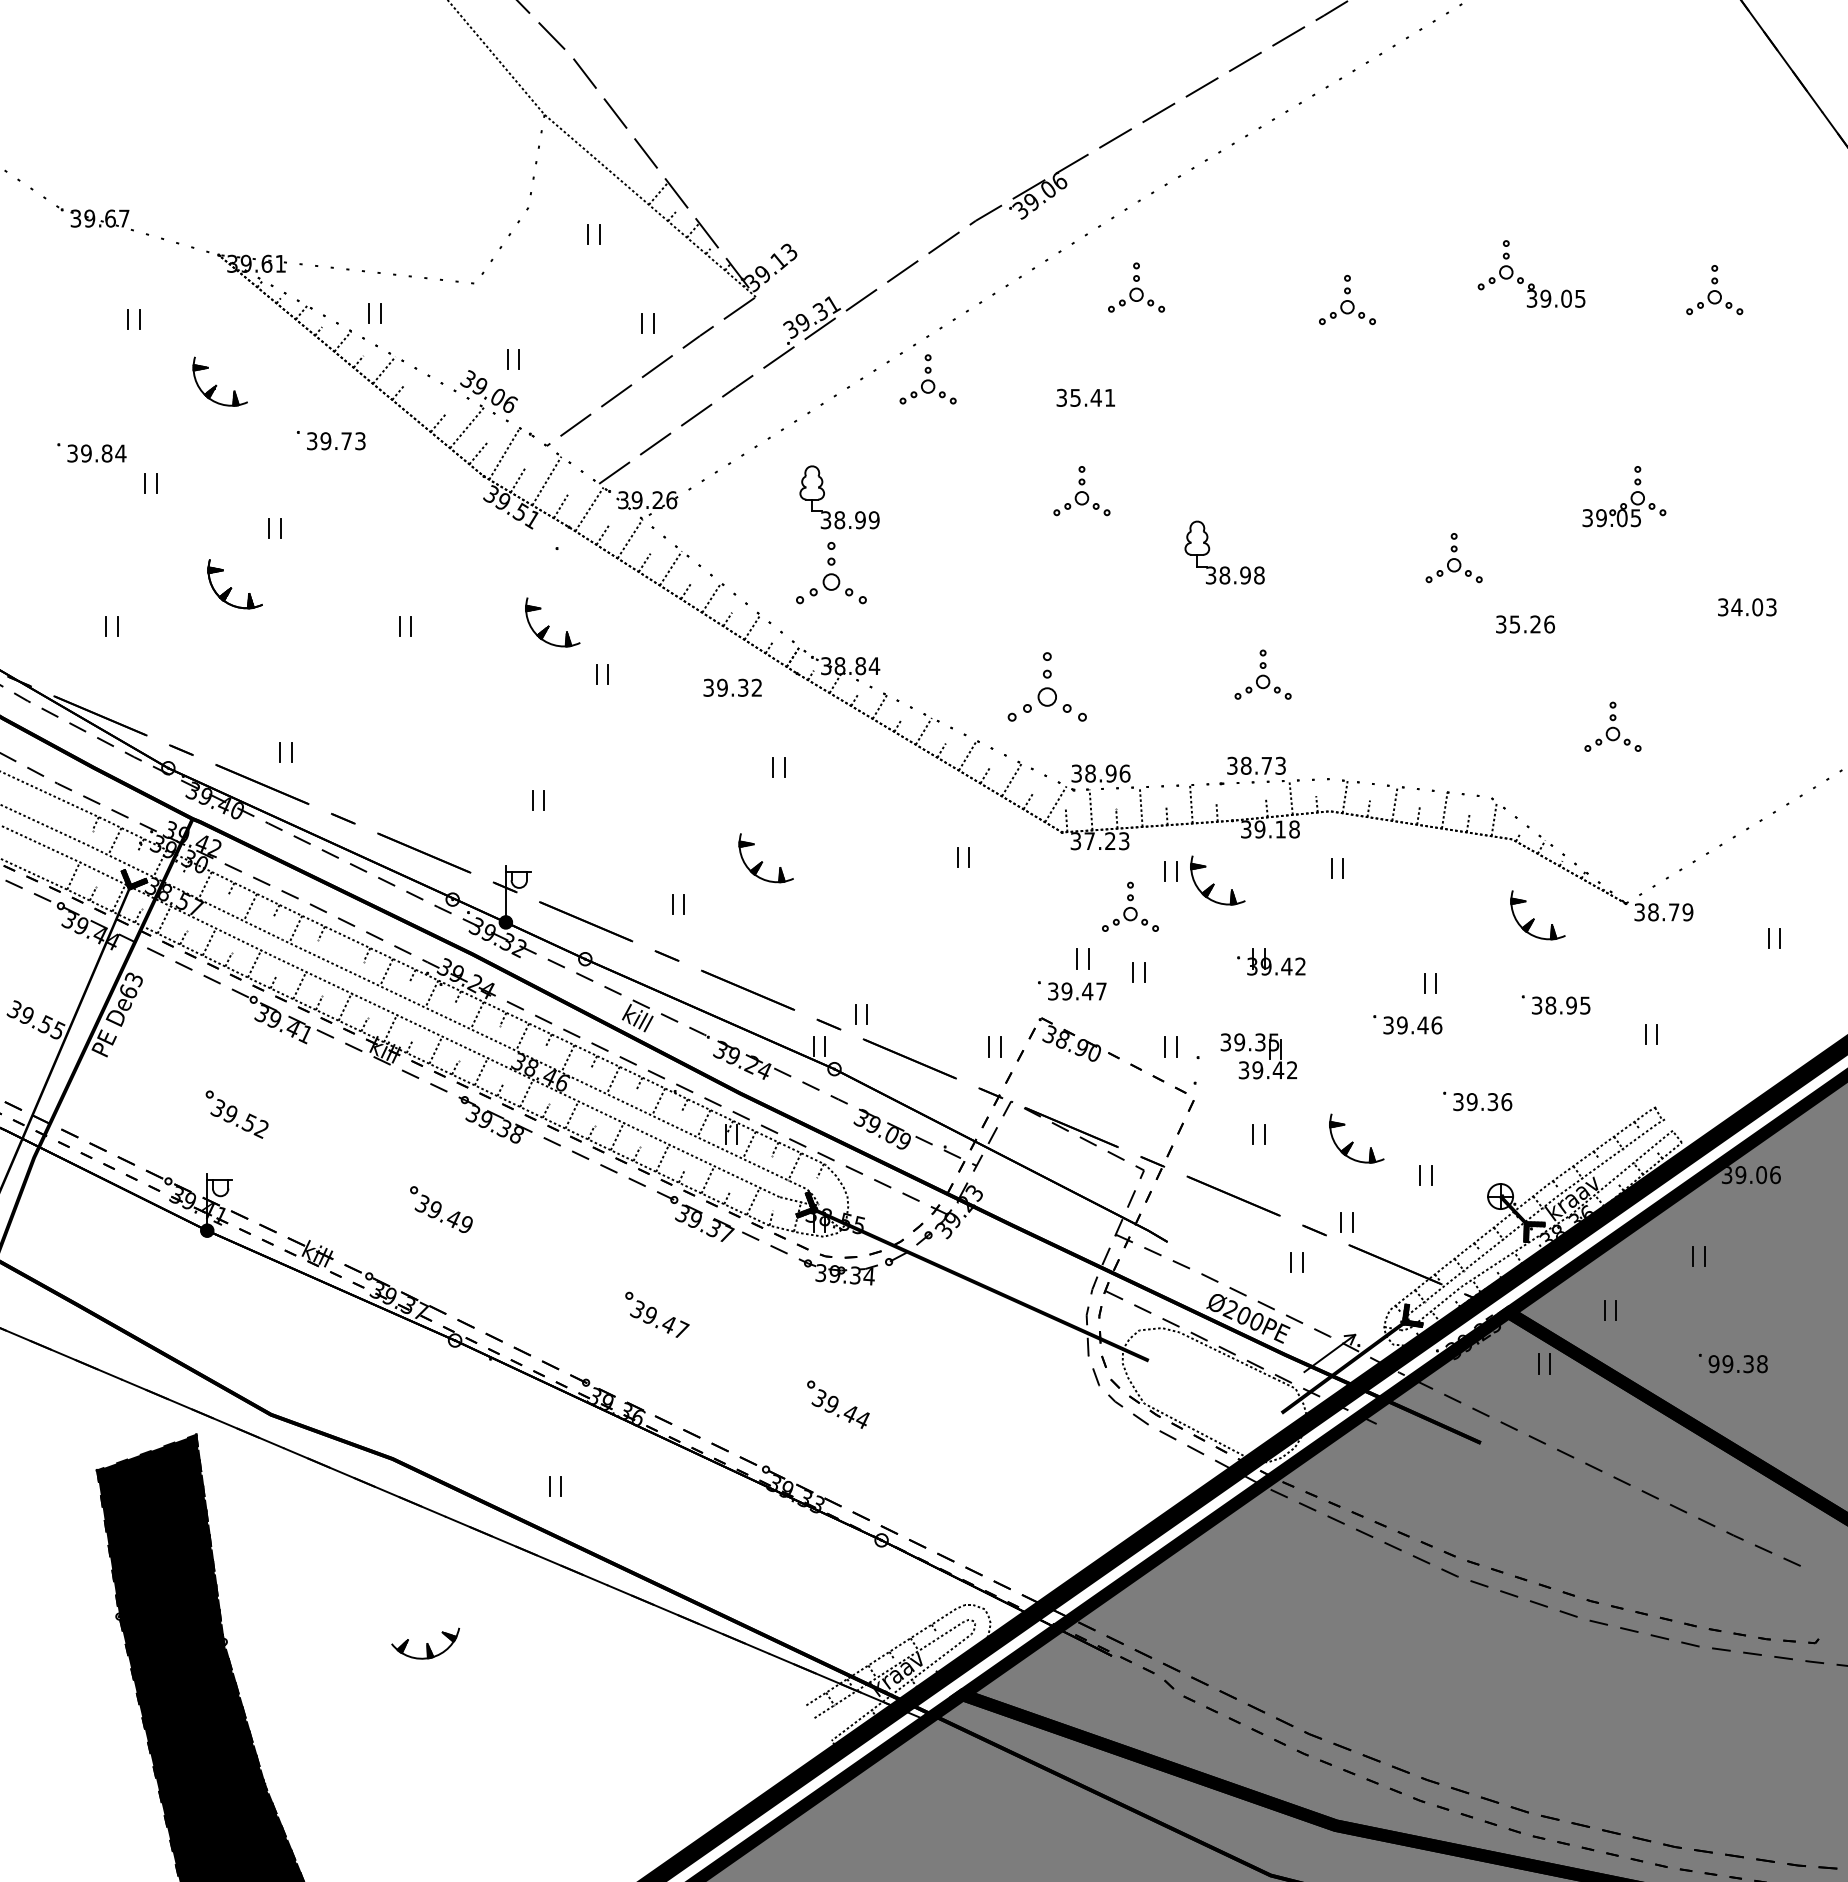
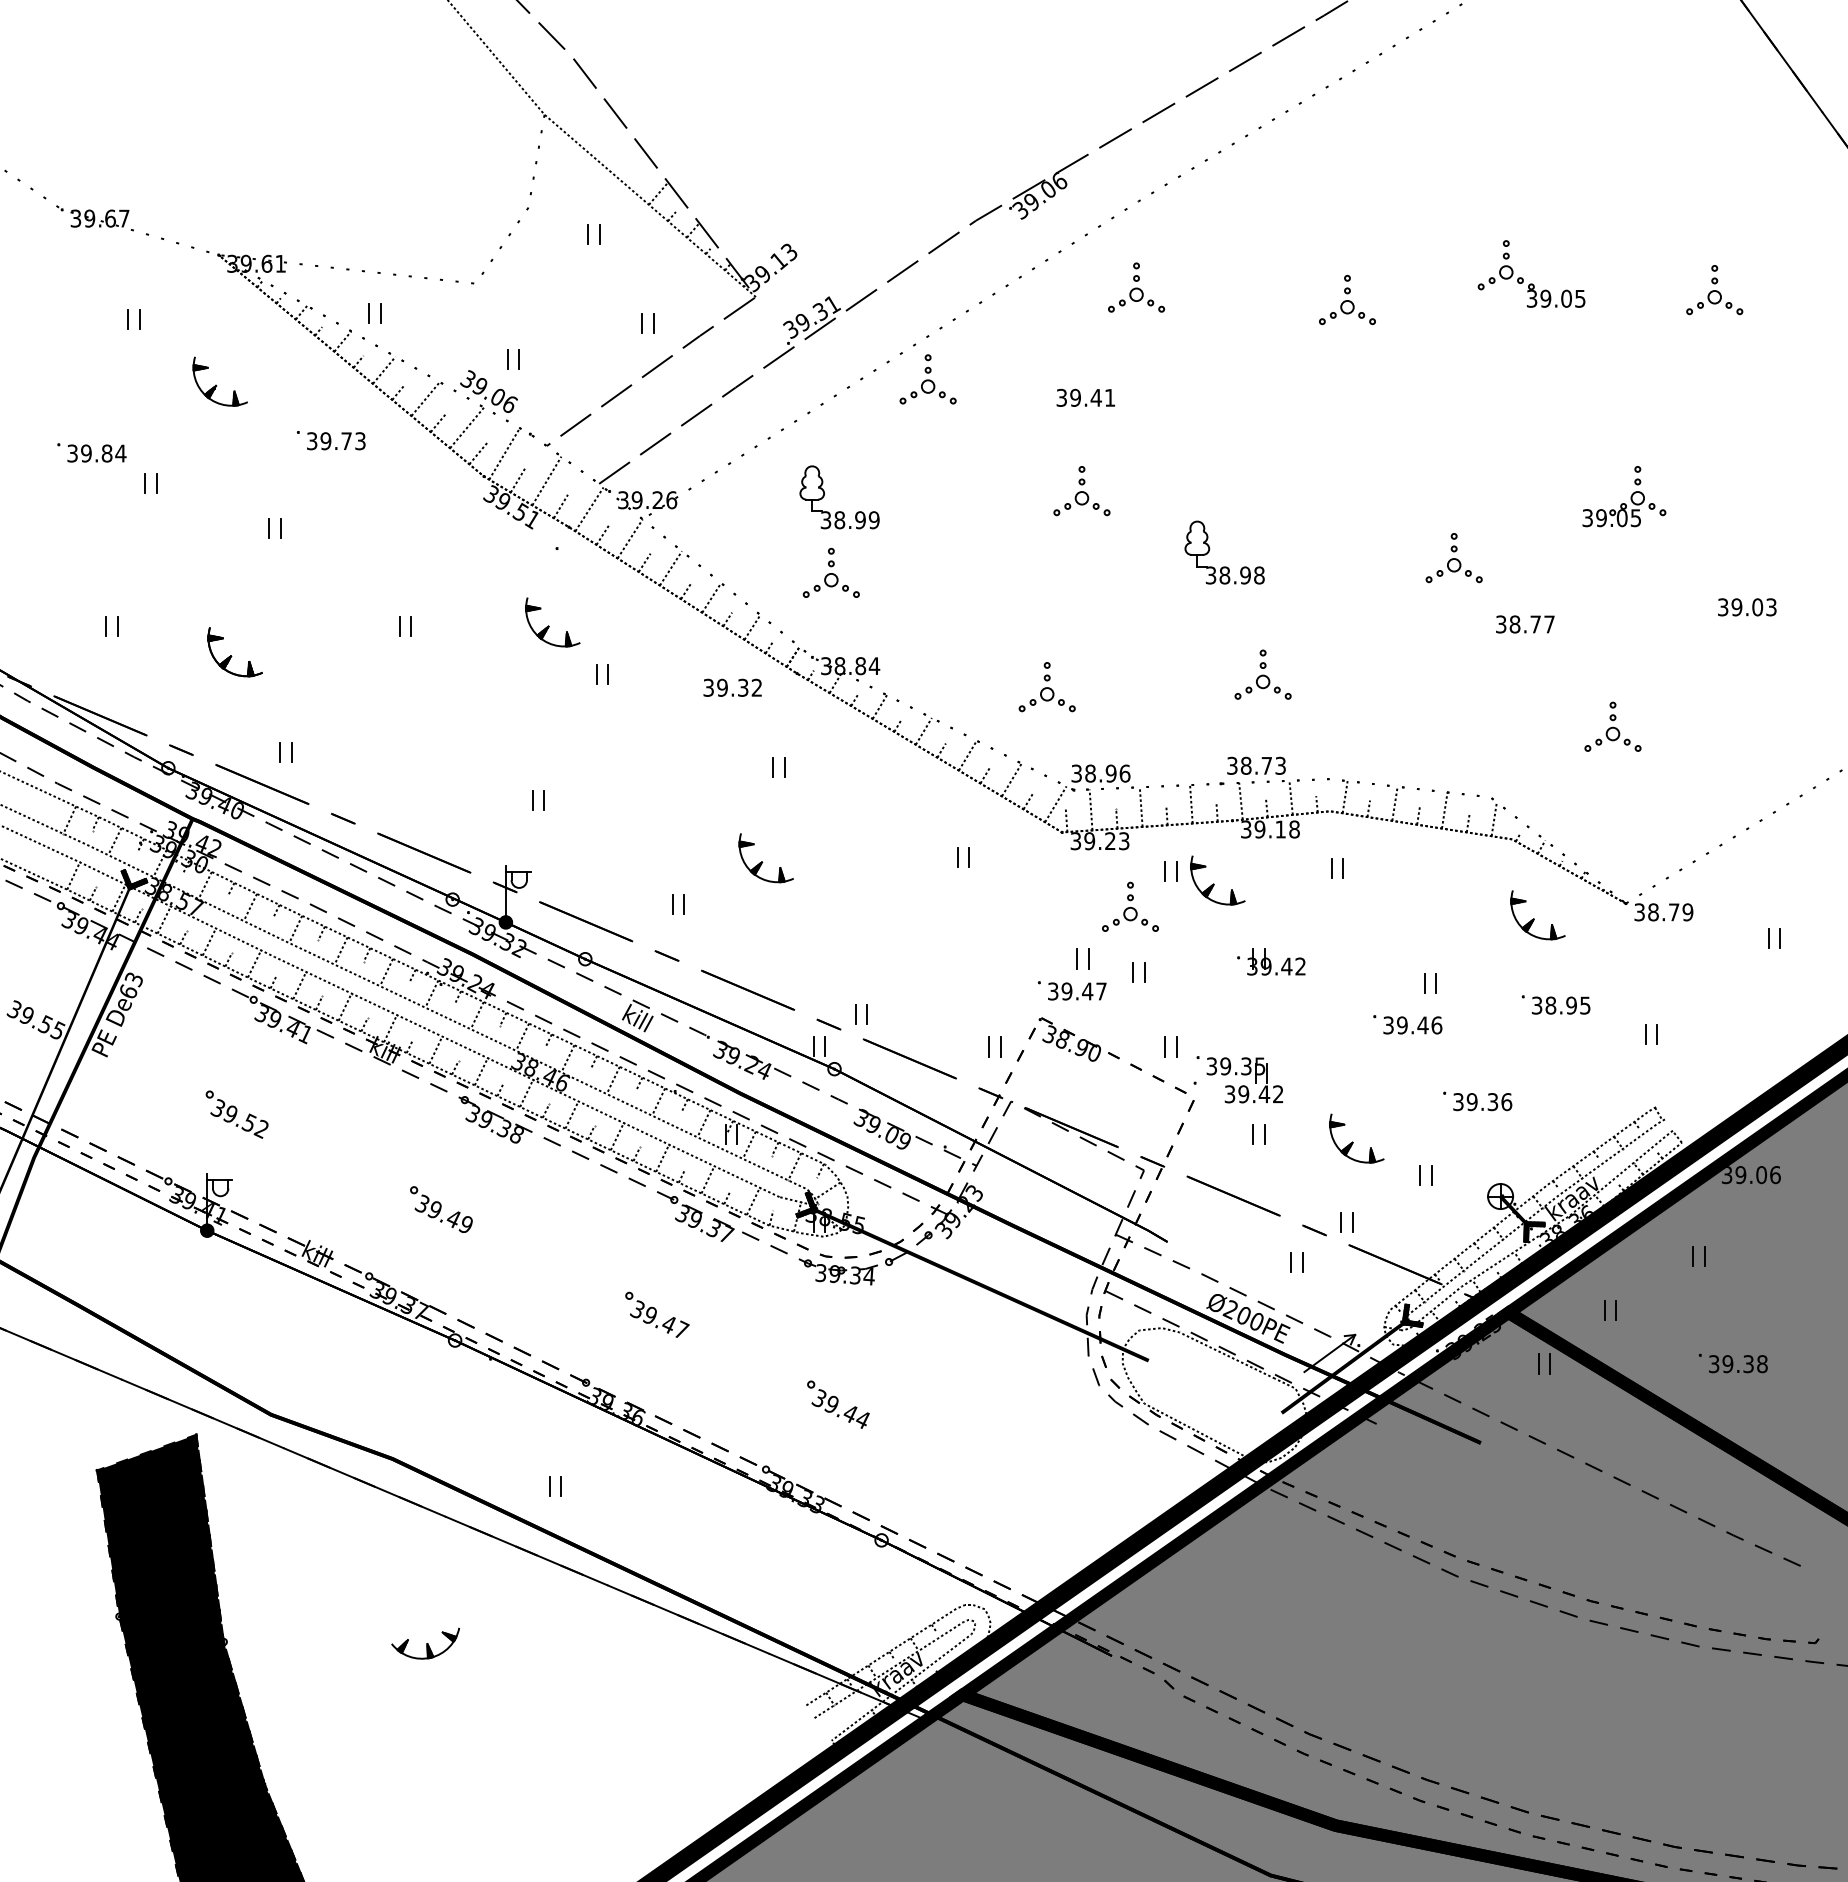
text: 35.41 -> 39.41 (1075, 397)
line: none -> present (425, 399)
part size: 71x63 px -> 58x51 px (830, 572)
part position: (234, 584) -> (234, 652) (234, 652)
text: 34.03 -> 39.03 (1736, 607)
text: 35.26 -> 38.77 (1532, 624)
part size: 80x70 px -> 58x51 px (1046, 687)
line: none -> present (1240, 801)
line: none -> present (69, 819)
text: 37.23 -> 39.23 (1089, 841)
line: none -> present (340, 950)
part position: (1258, 1056) -> (1244, 1080) (1244, 1080)
line: none -> present (827, 1190)
text: 99.38 -> 39.38 (1713, 1363)
